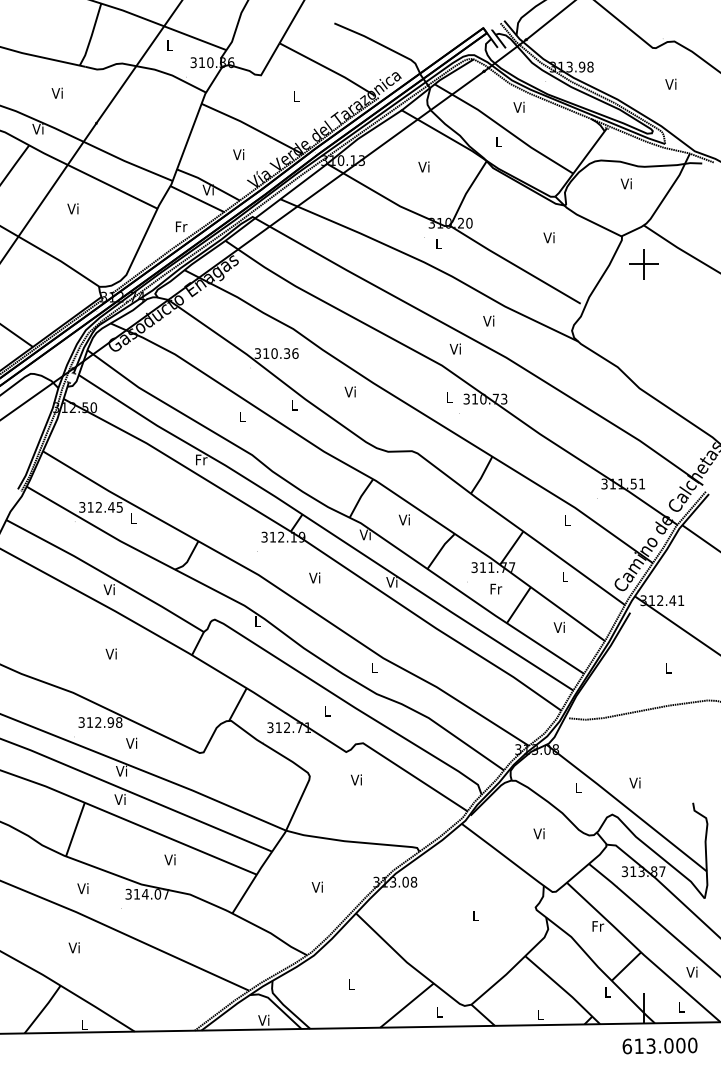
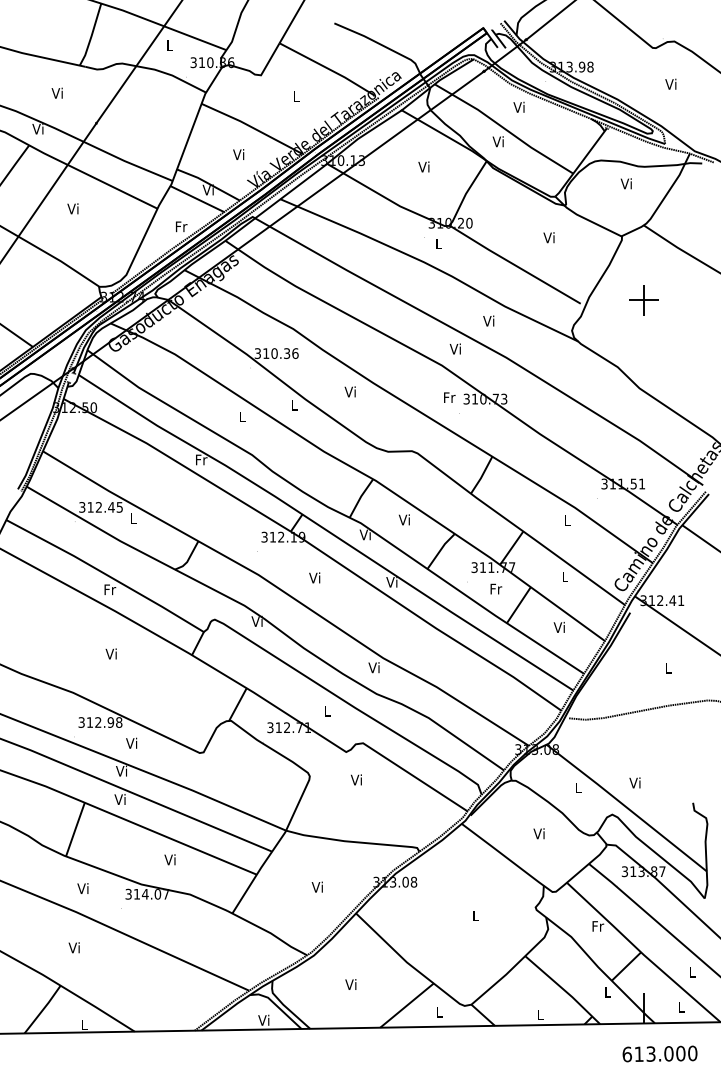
text: L -> Vi (497, 141)
part position: (643, 264) -> (643, 300) (643, 300)
text: L -> Fr (449, 397)
text: Vi -> Fr (109, 589)
text: L -> Vi (256, 620)
text: L -> Vi (373, 667)
text: Vi -> L (691, 971)
text: L -> Vi (350, 984)
text position: (659, 1045) -> (659, 1053) (659, 1053)
